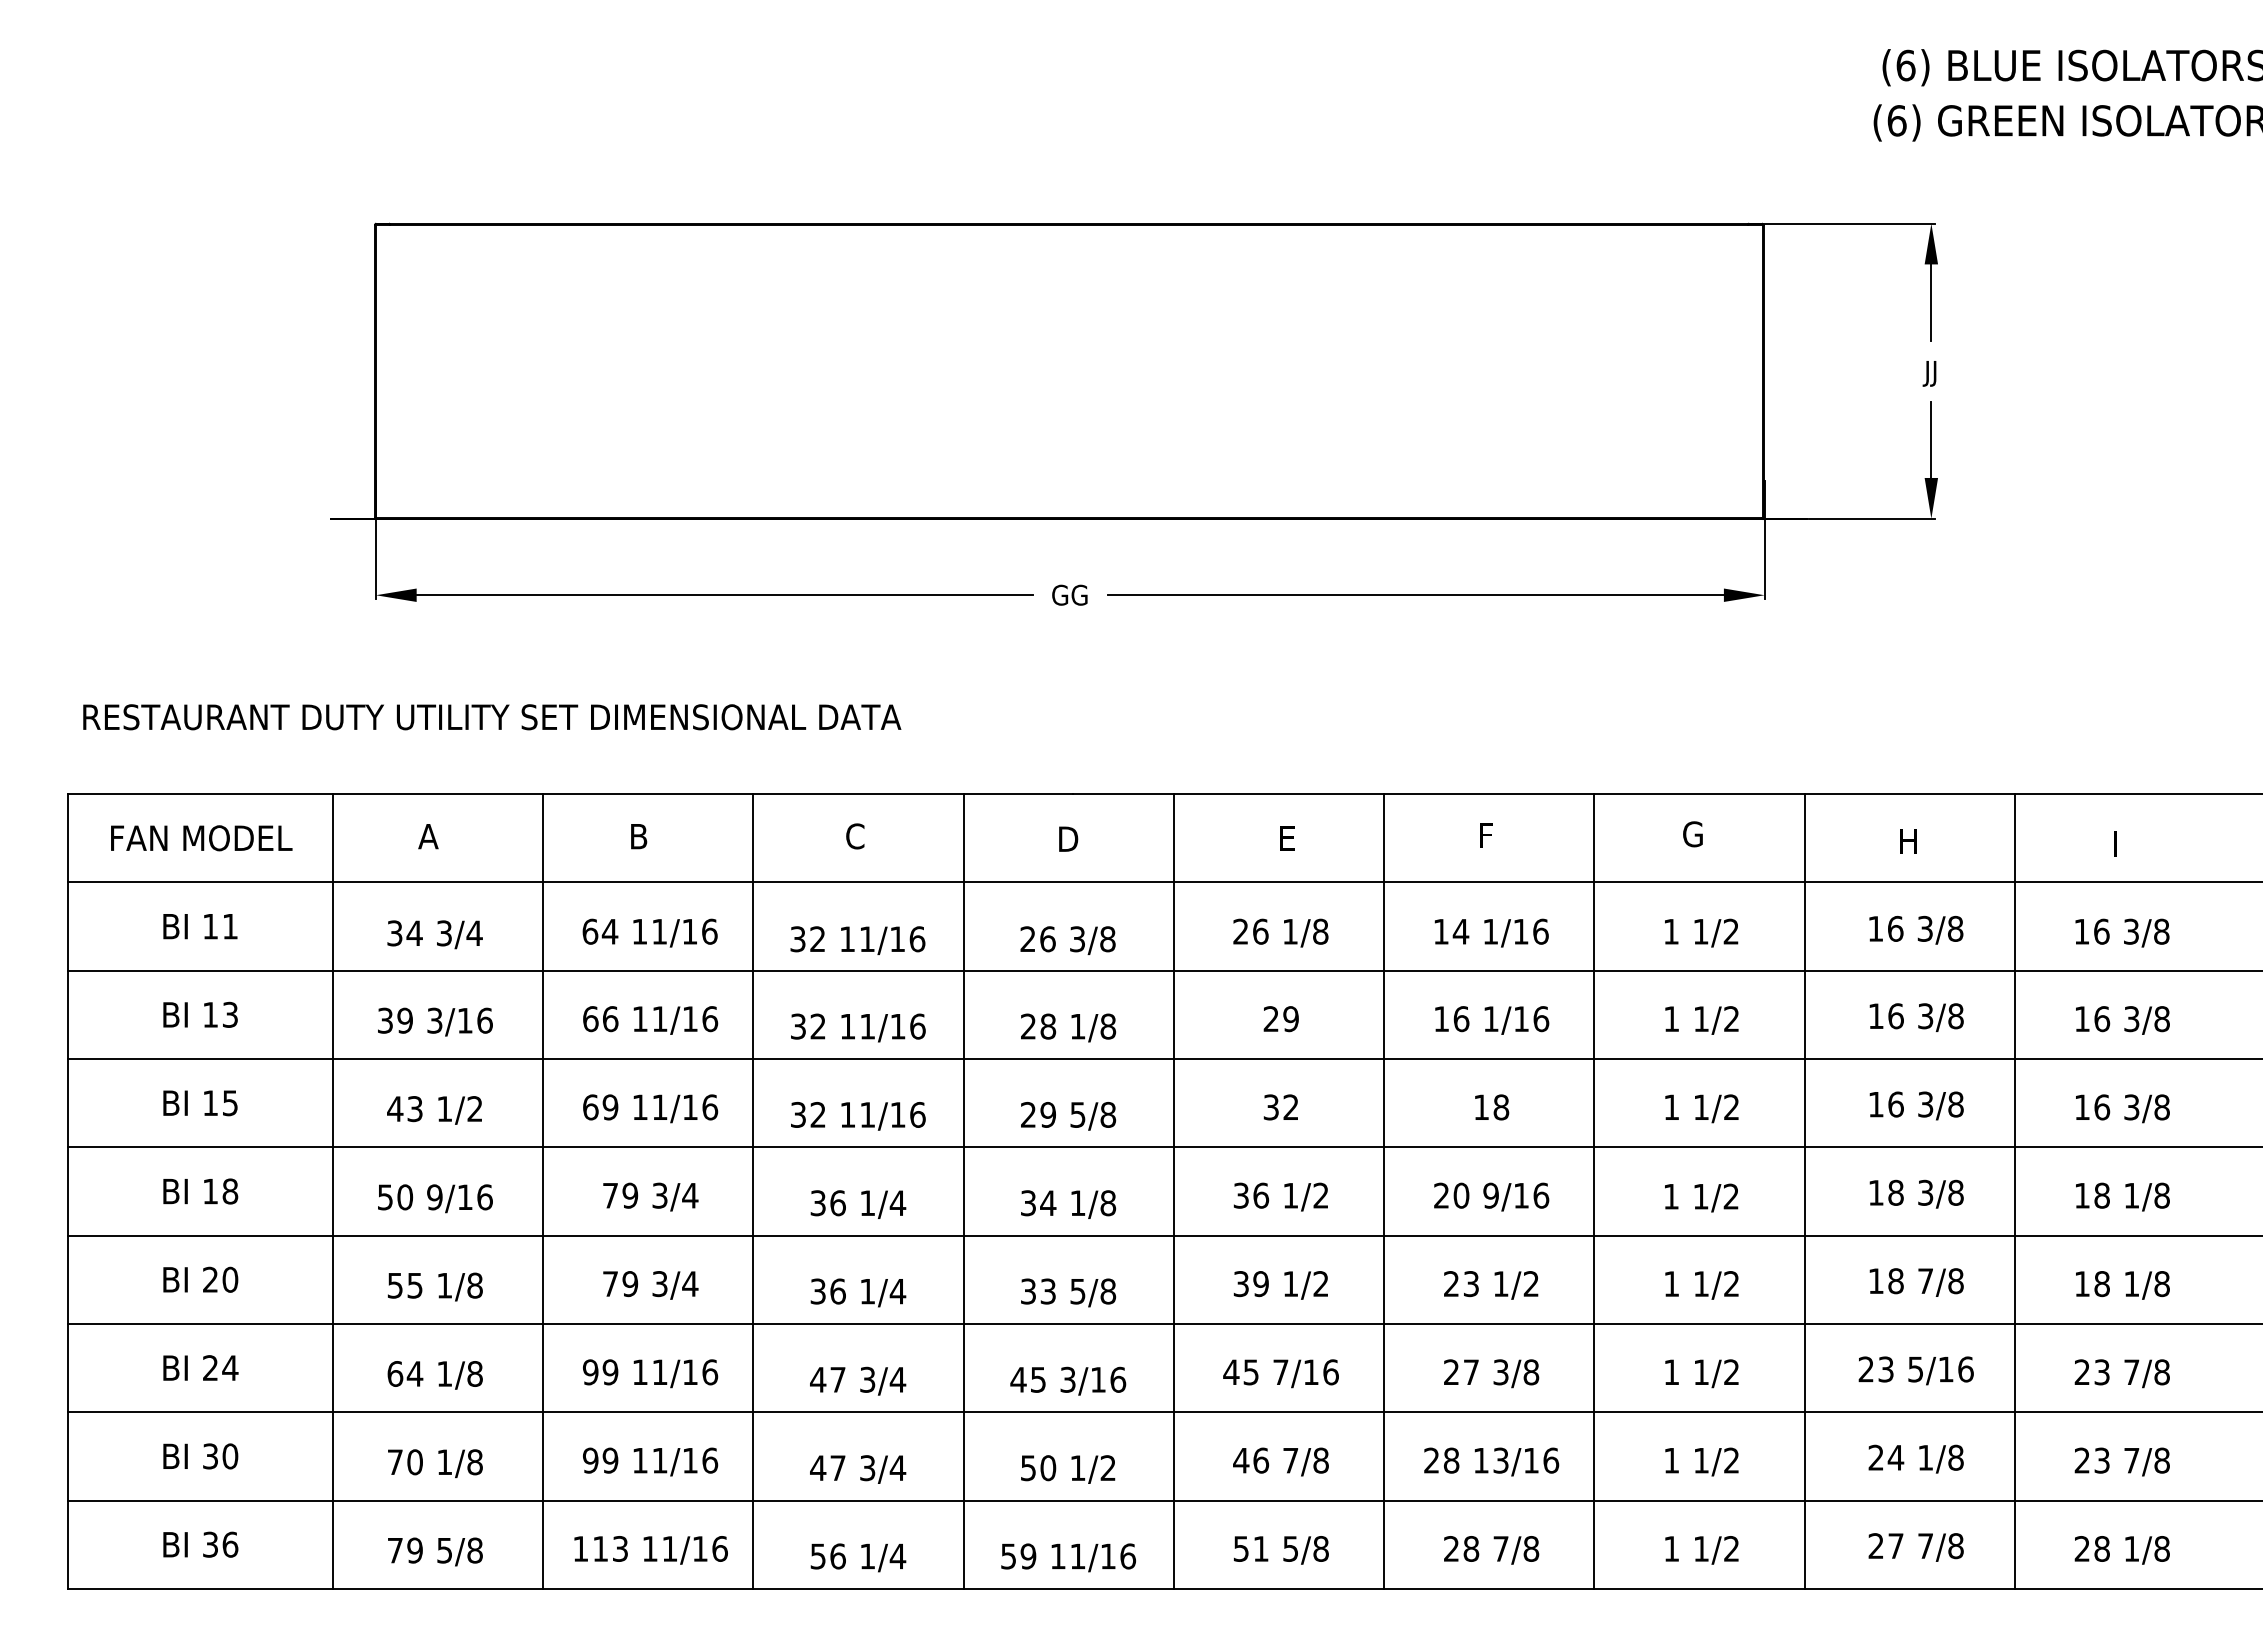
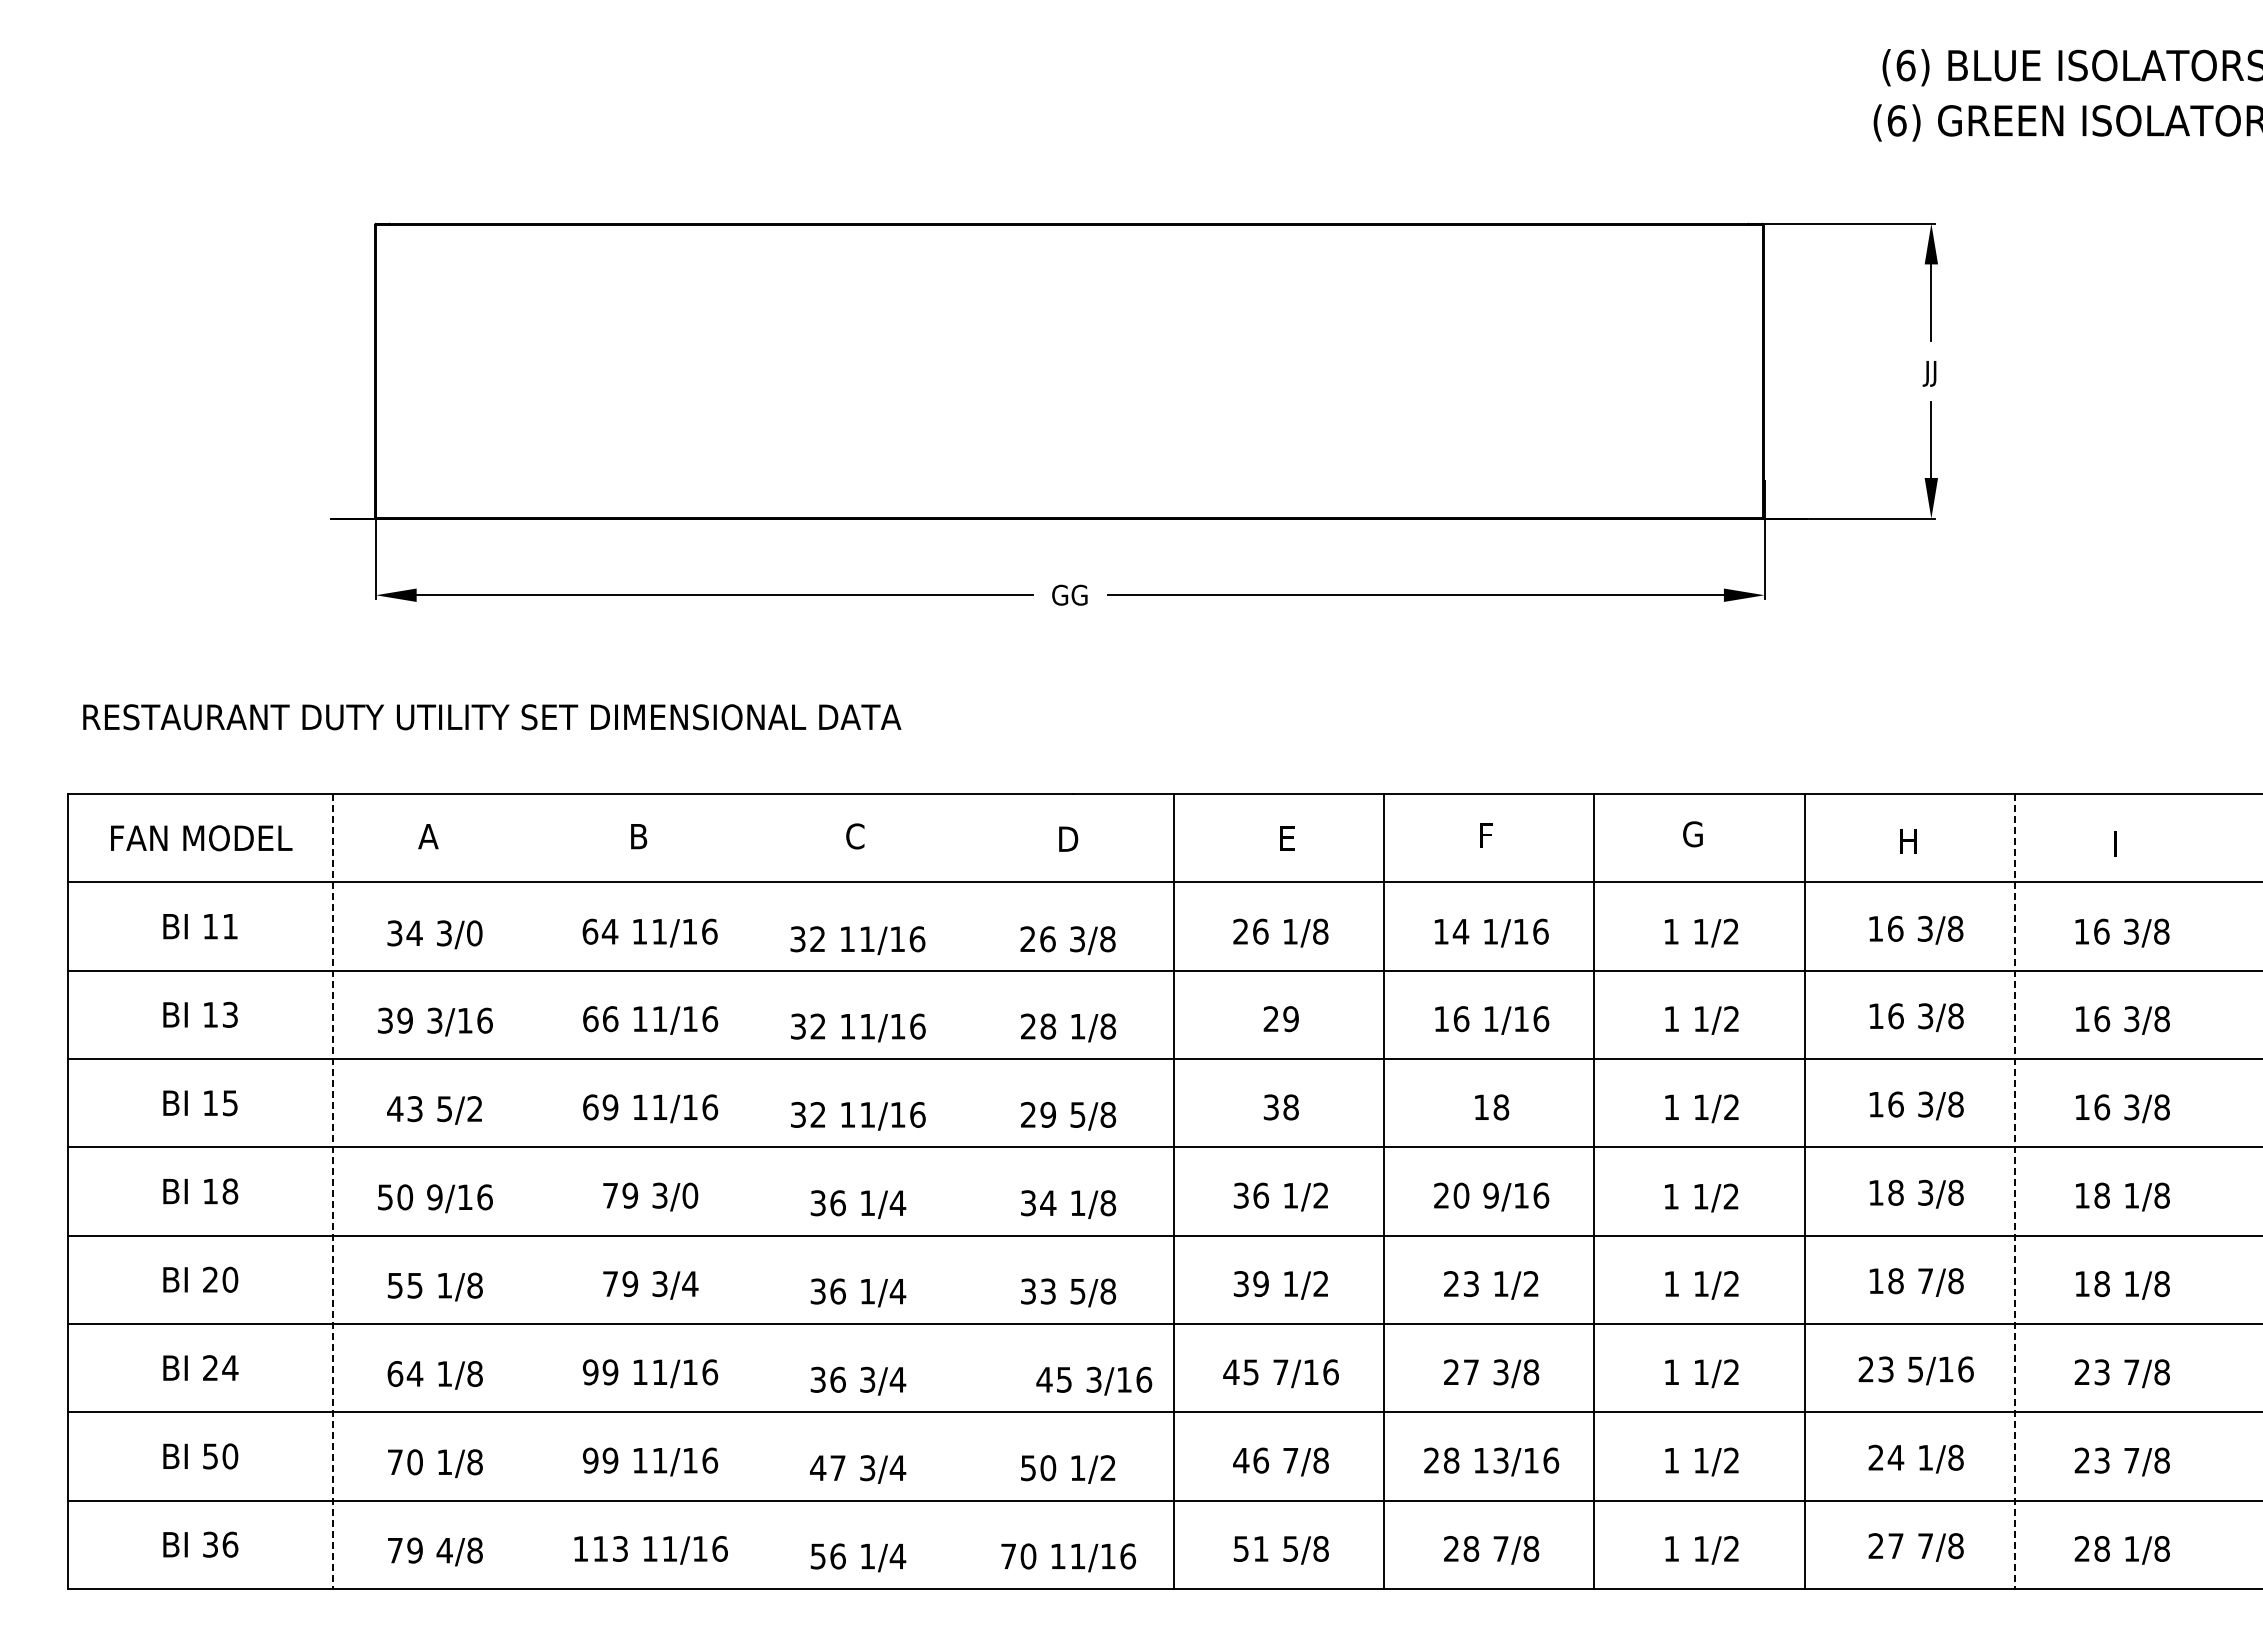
text: 3/4 -> 3/0 (474, 933)
text: 32 -> 38 (1290, 1107)
text: 1/2 -> 5/2 (444, 1109)
line: present -> none (543, 1191)
line: present -> none (753, 1191)
line: present -> none (963, 1191)
line: solid -> dashed (332, 1192)
line: solid -> dashed (2014, 1192)
text: 3/4 -> 3/0 (690, 1195)
text: 47 -> 36 (827, 1379)
text position: (1068, 1380) -> (1094, 1380) (1094, 1380)
text: 30 -> 50 (210, 1455)
text: 5/8 -> 4/8 (444, 1550)
text: 59 -> 70 (1018, 1556)
